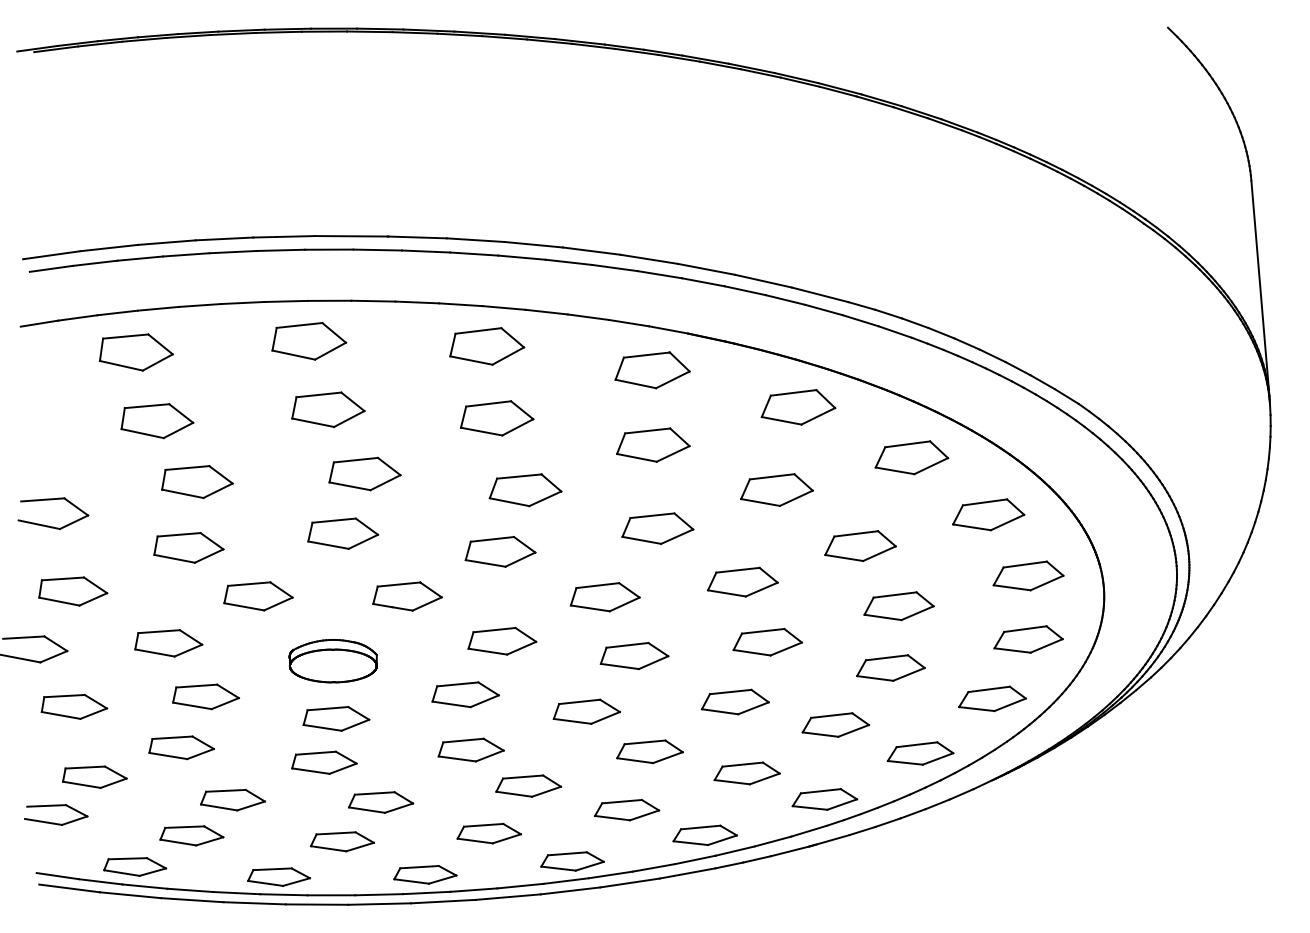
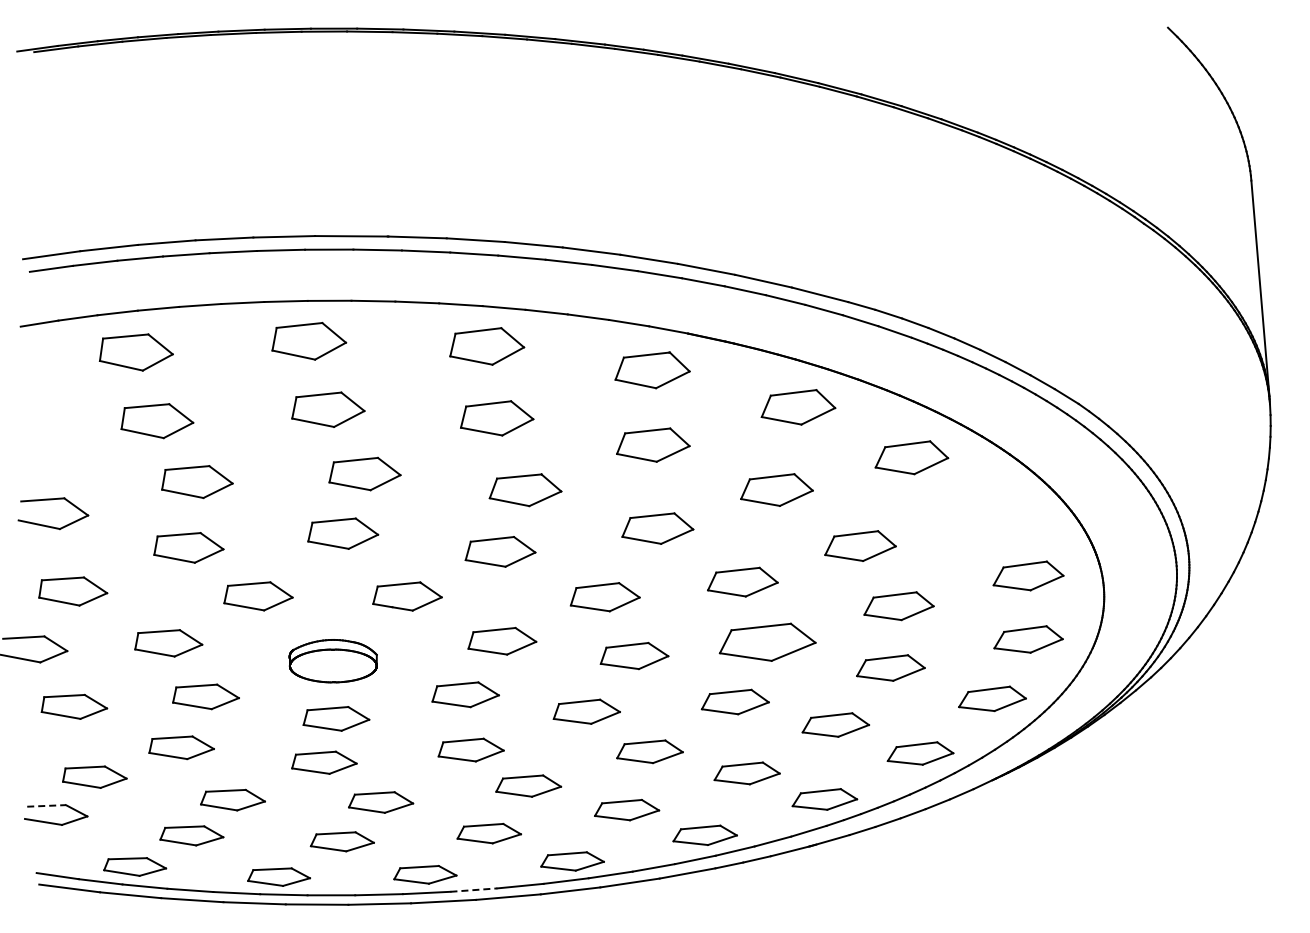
part: present -> none (988, 514)
part size: 72x30 px -> 99x40 px (767, 641)
line: solid -> dashed (47, 805)
line: solid -> dashed (473, 890)
